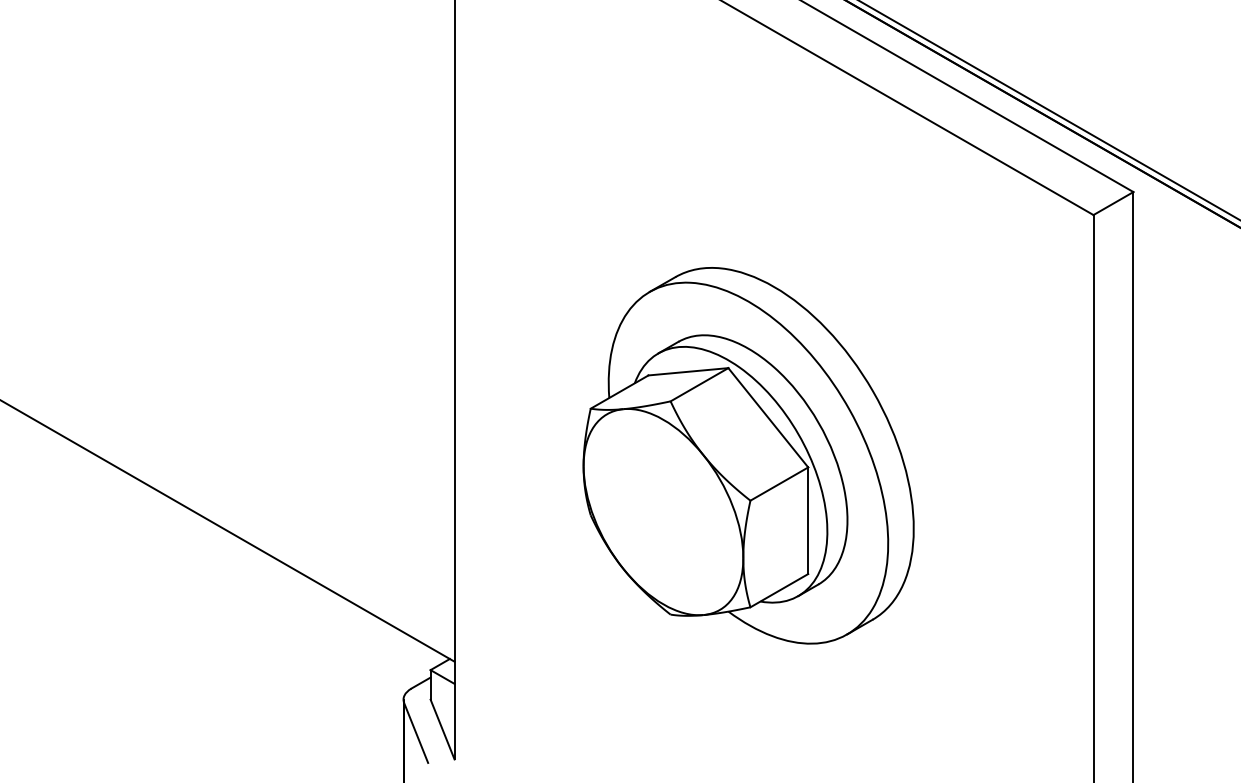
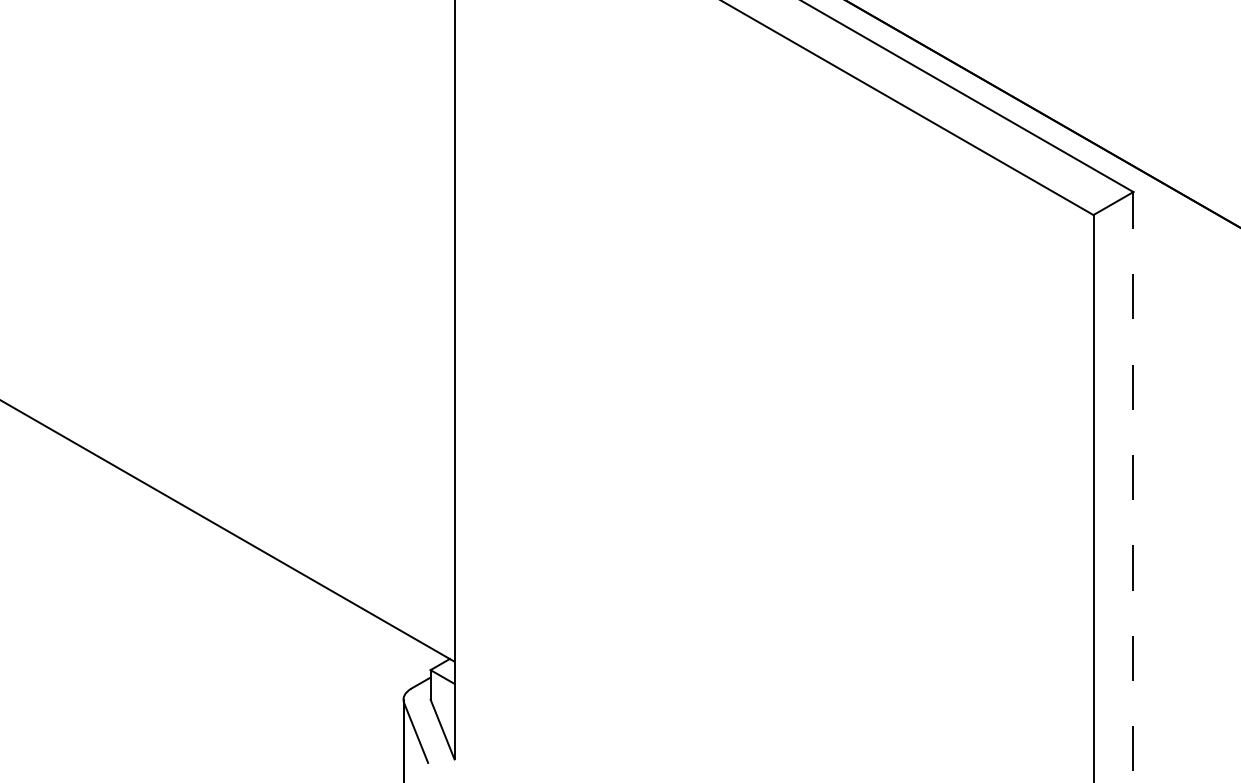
line: present -> none (1049, 110)
part: present -> none (748, 455)
line: solid -> dashed (1133, 486)
